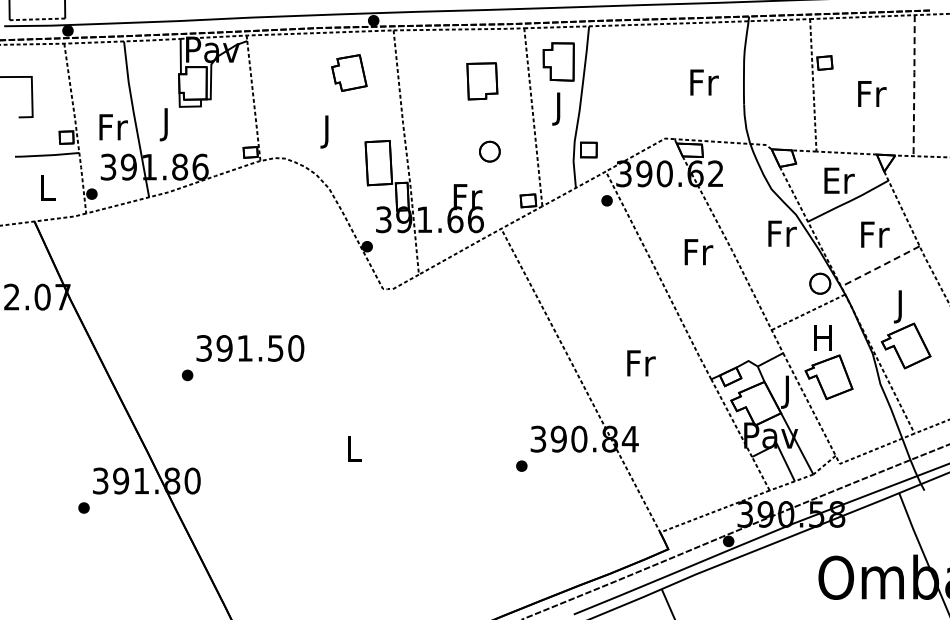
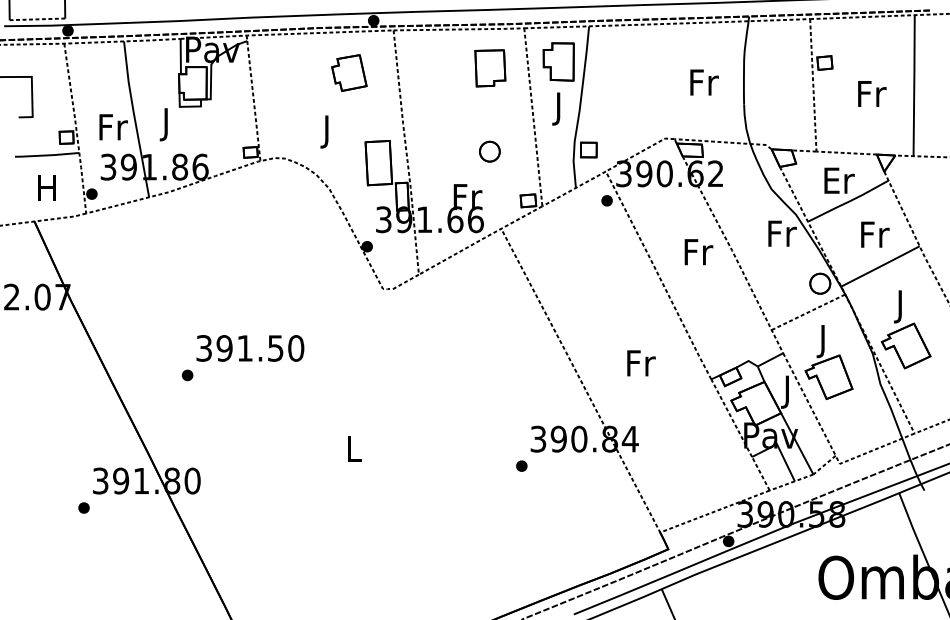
part position: (482, 81) -> (490, 68) (490, 68)
line: dashed -> solid (914, 85)
text: L -> H (46, 187)
line: dashed -> solid (880, 266)
text: H -> J (822, 341)
